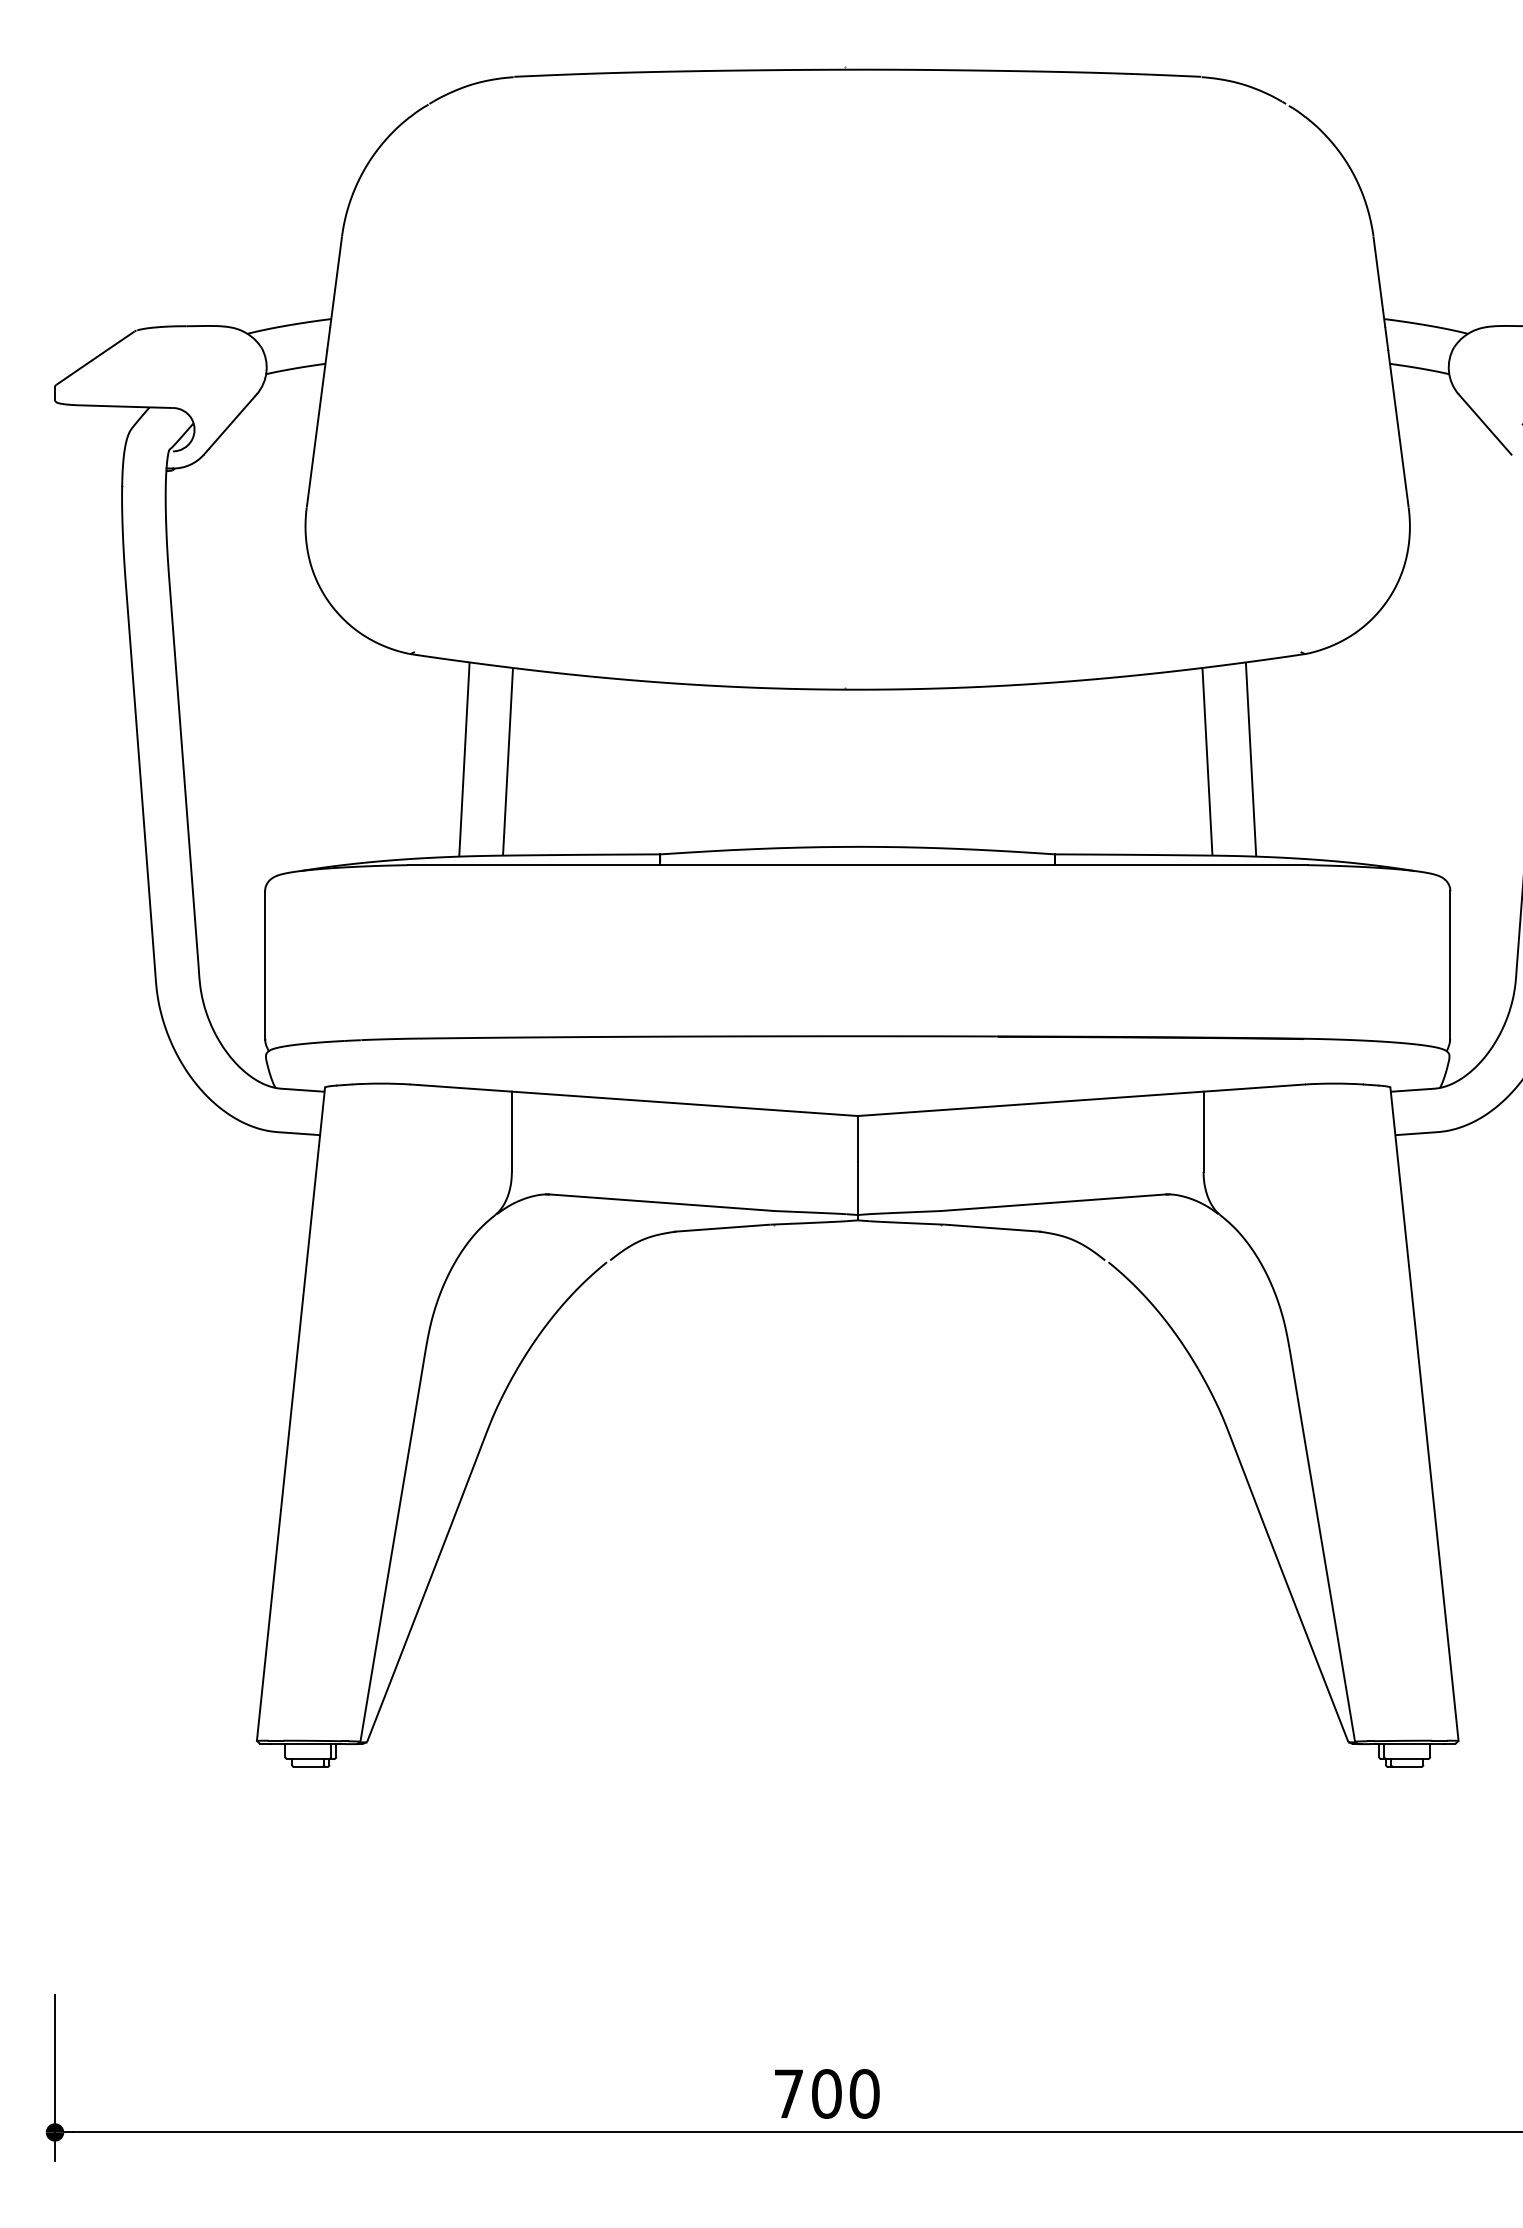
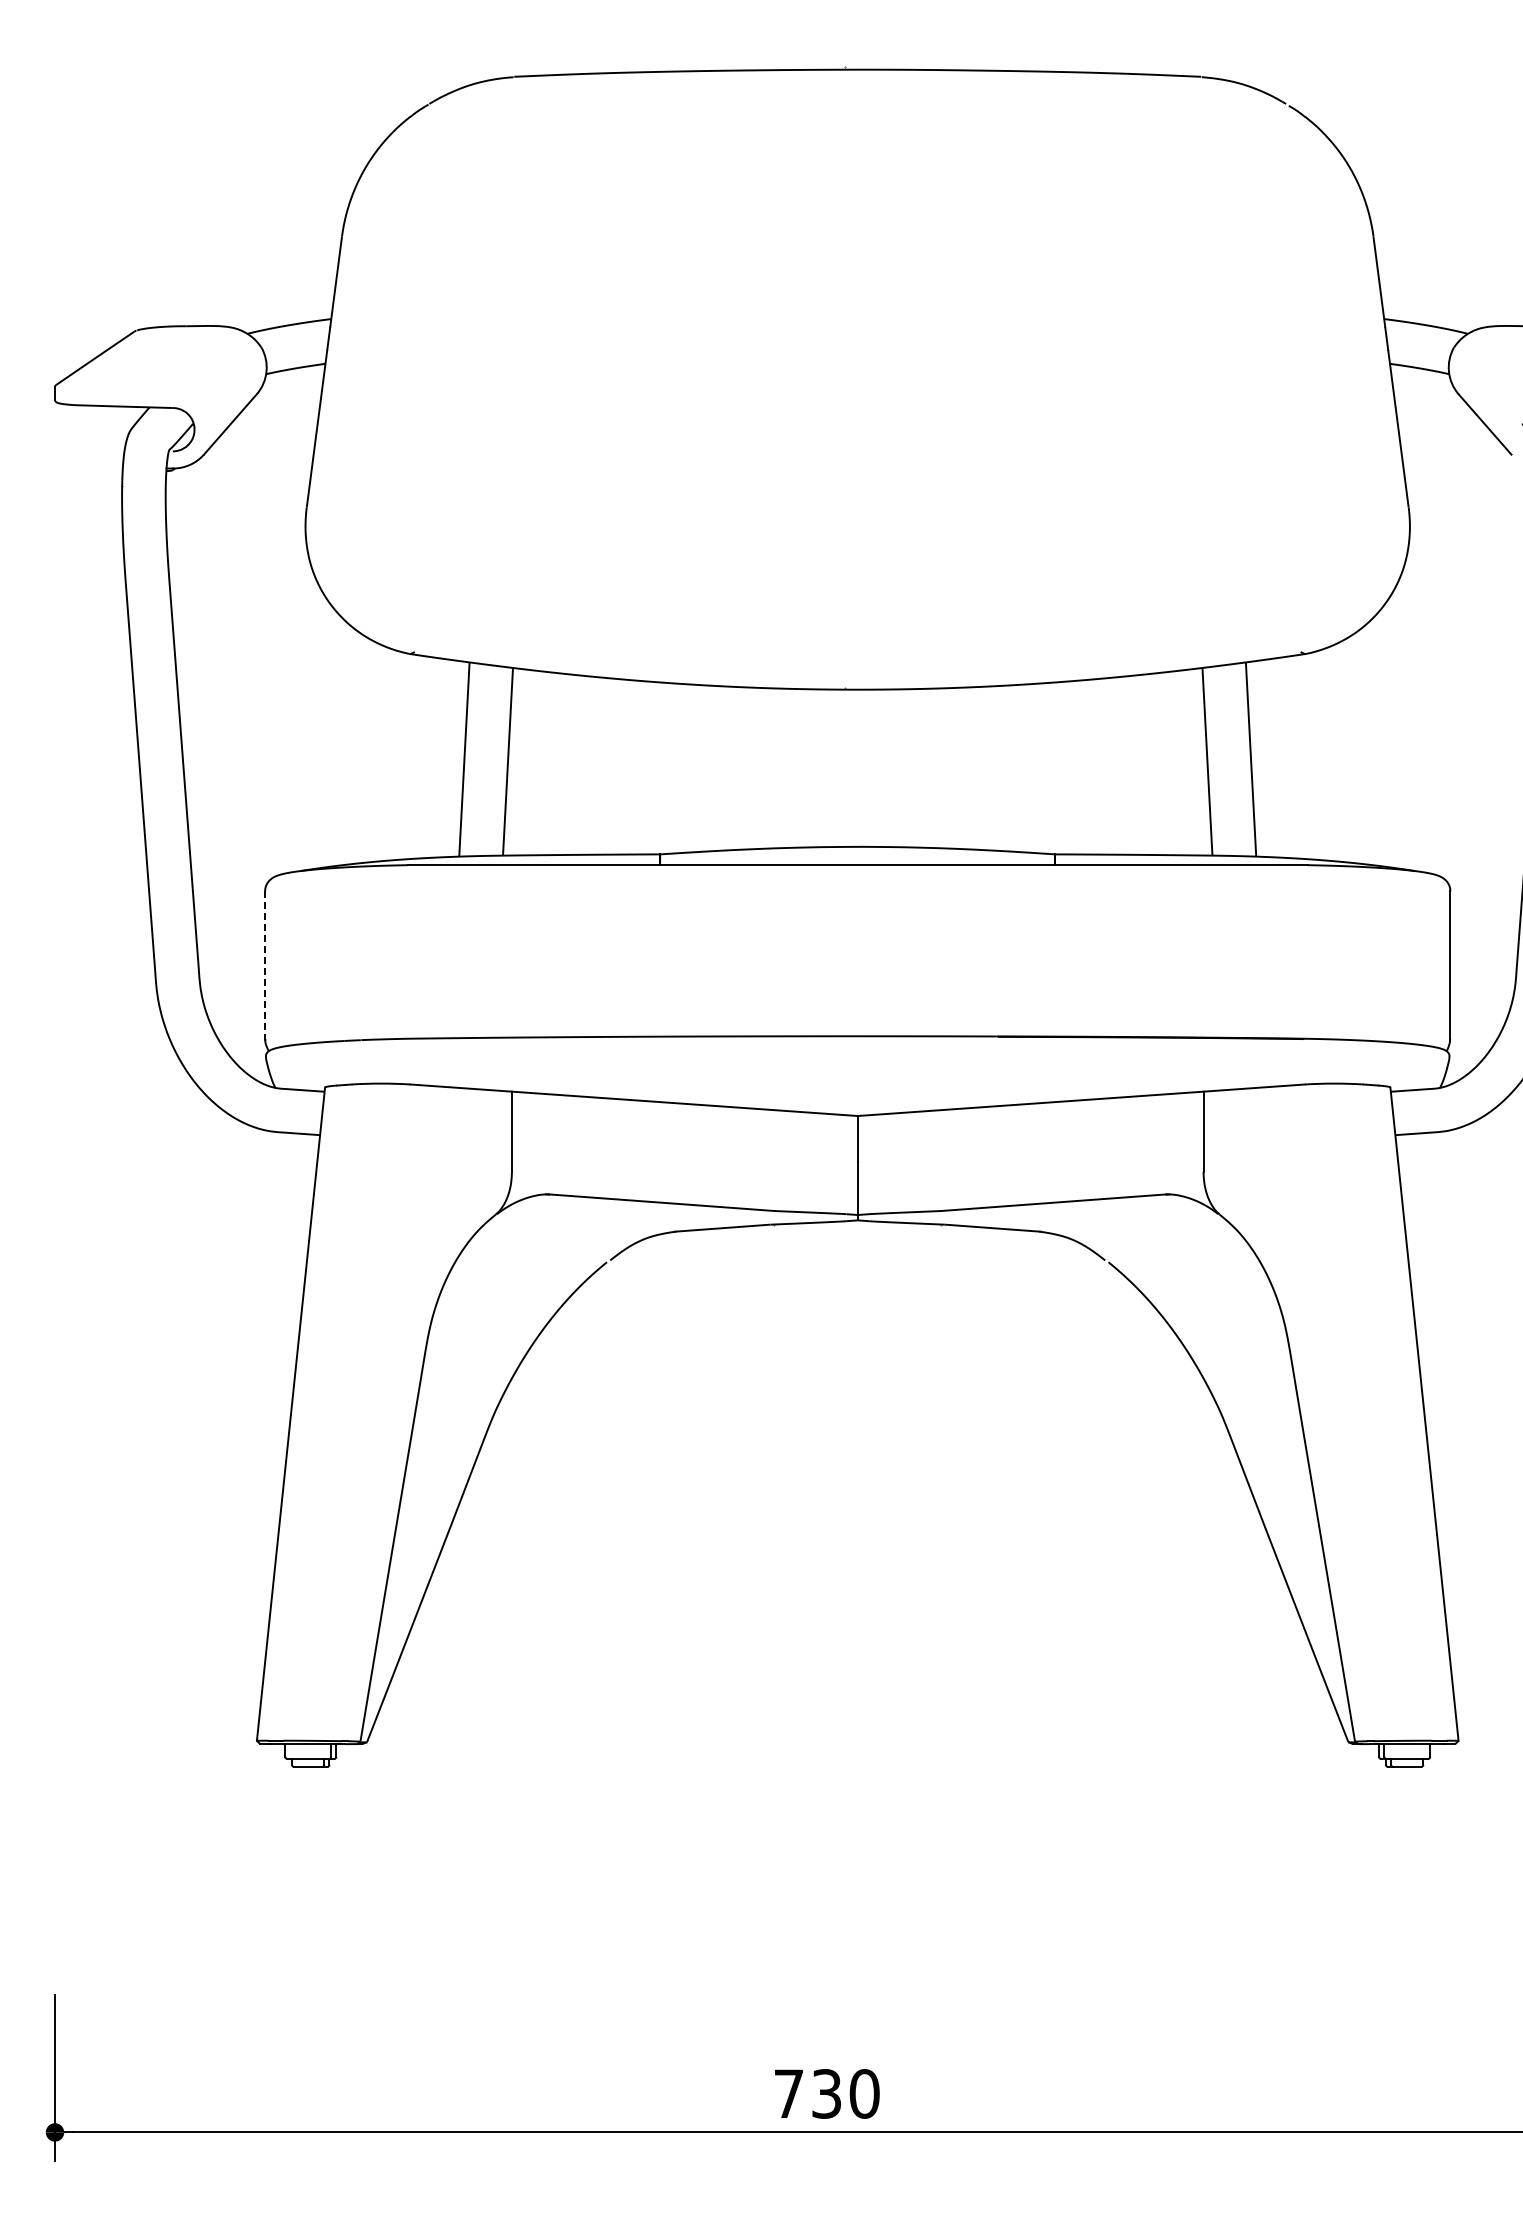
line: solid -> dashed (265, 965)
text: 700 -> 730 (826, 2093)
